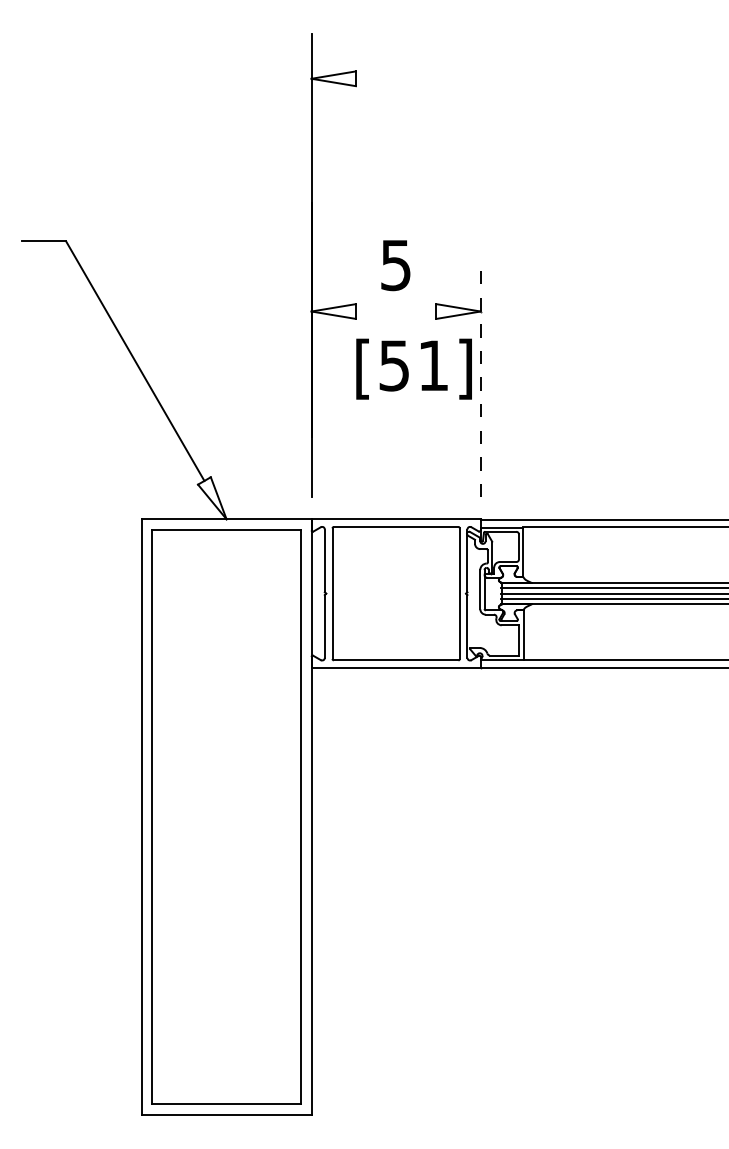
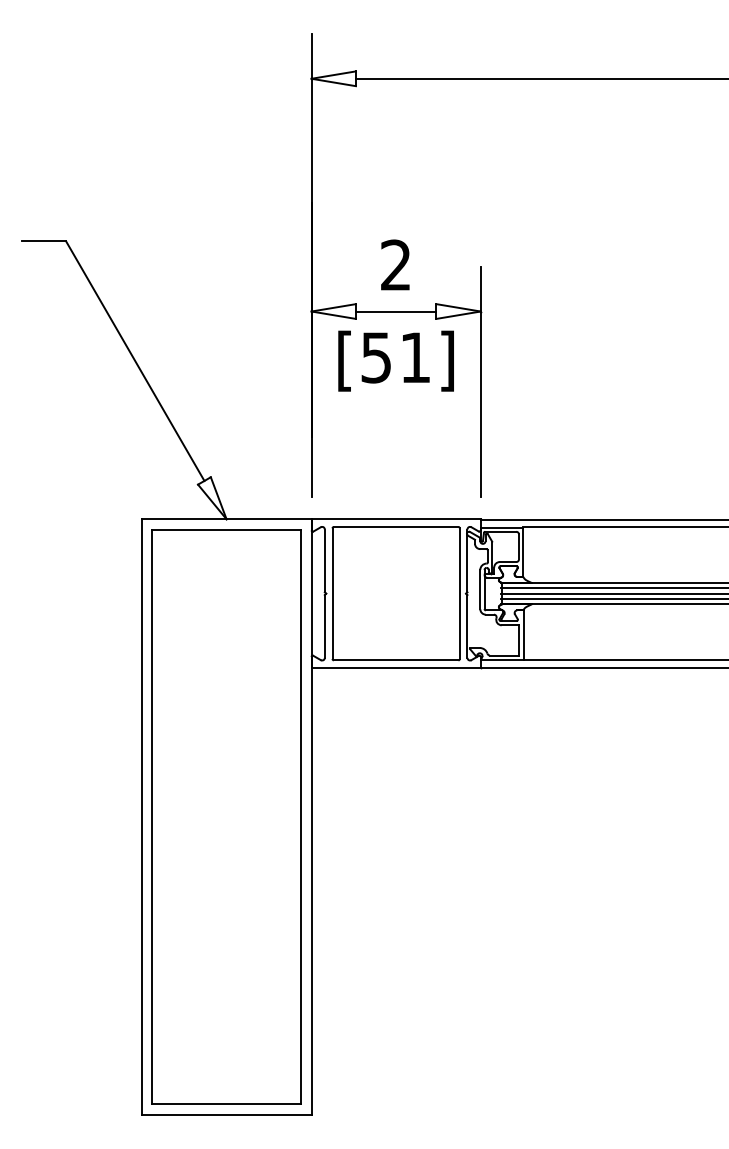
line: none -> present (540, 78)
text: 5 -> 2 (395, 265)
line: none -> present (395, 311)
text position: (413, 368) -> (395, 360) (395, 360)
line: dashed -> solid (480, 382)
